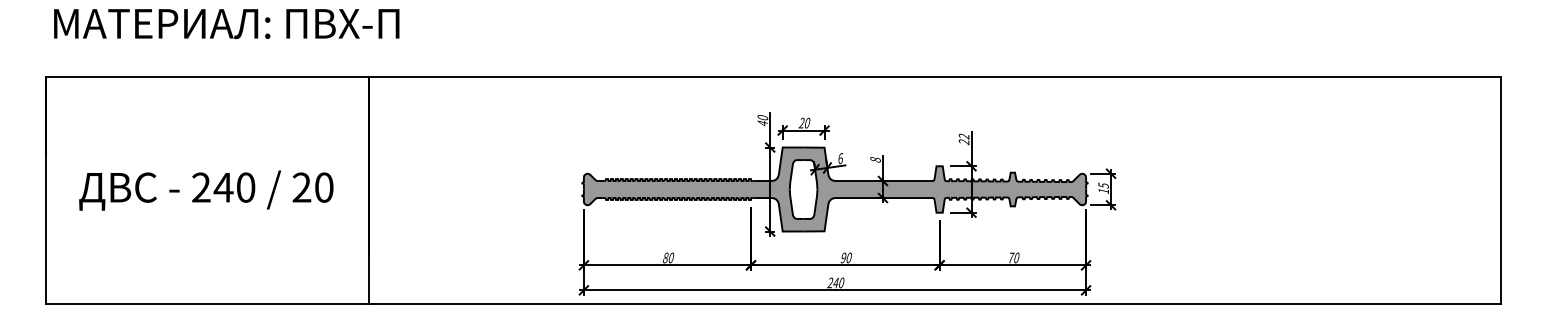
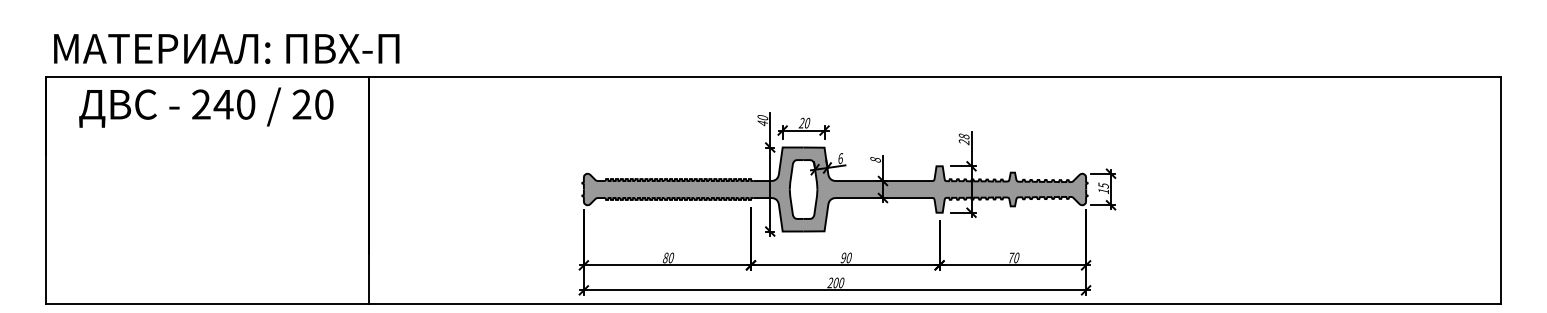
text position: (226, 23) -> (226, 48) (226, 48)
text: 22 -> 28 (964, 136)
text position: (206, 190) -> (206, 107) (206, 107)
text: 240 -> 200 (835, 282)
